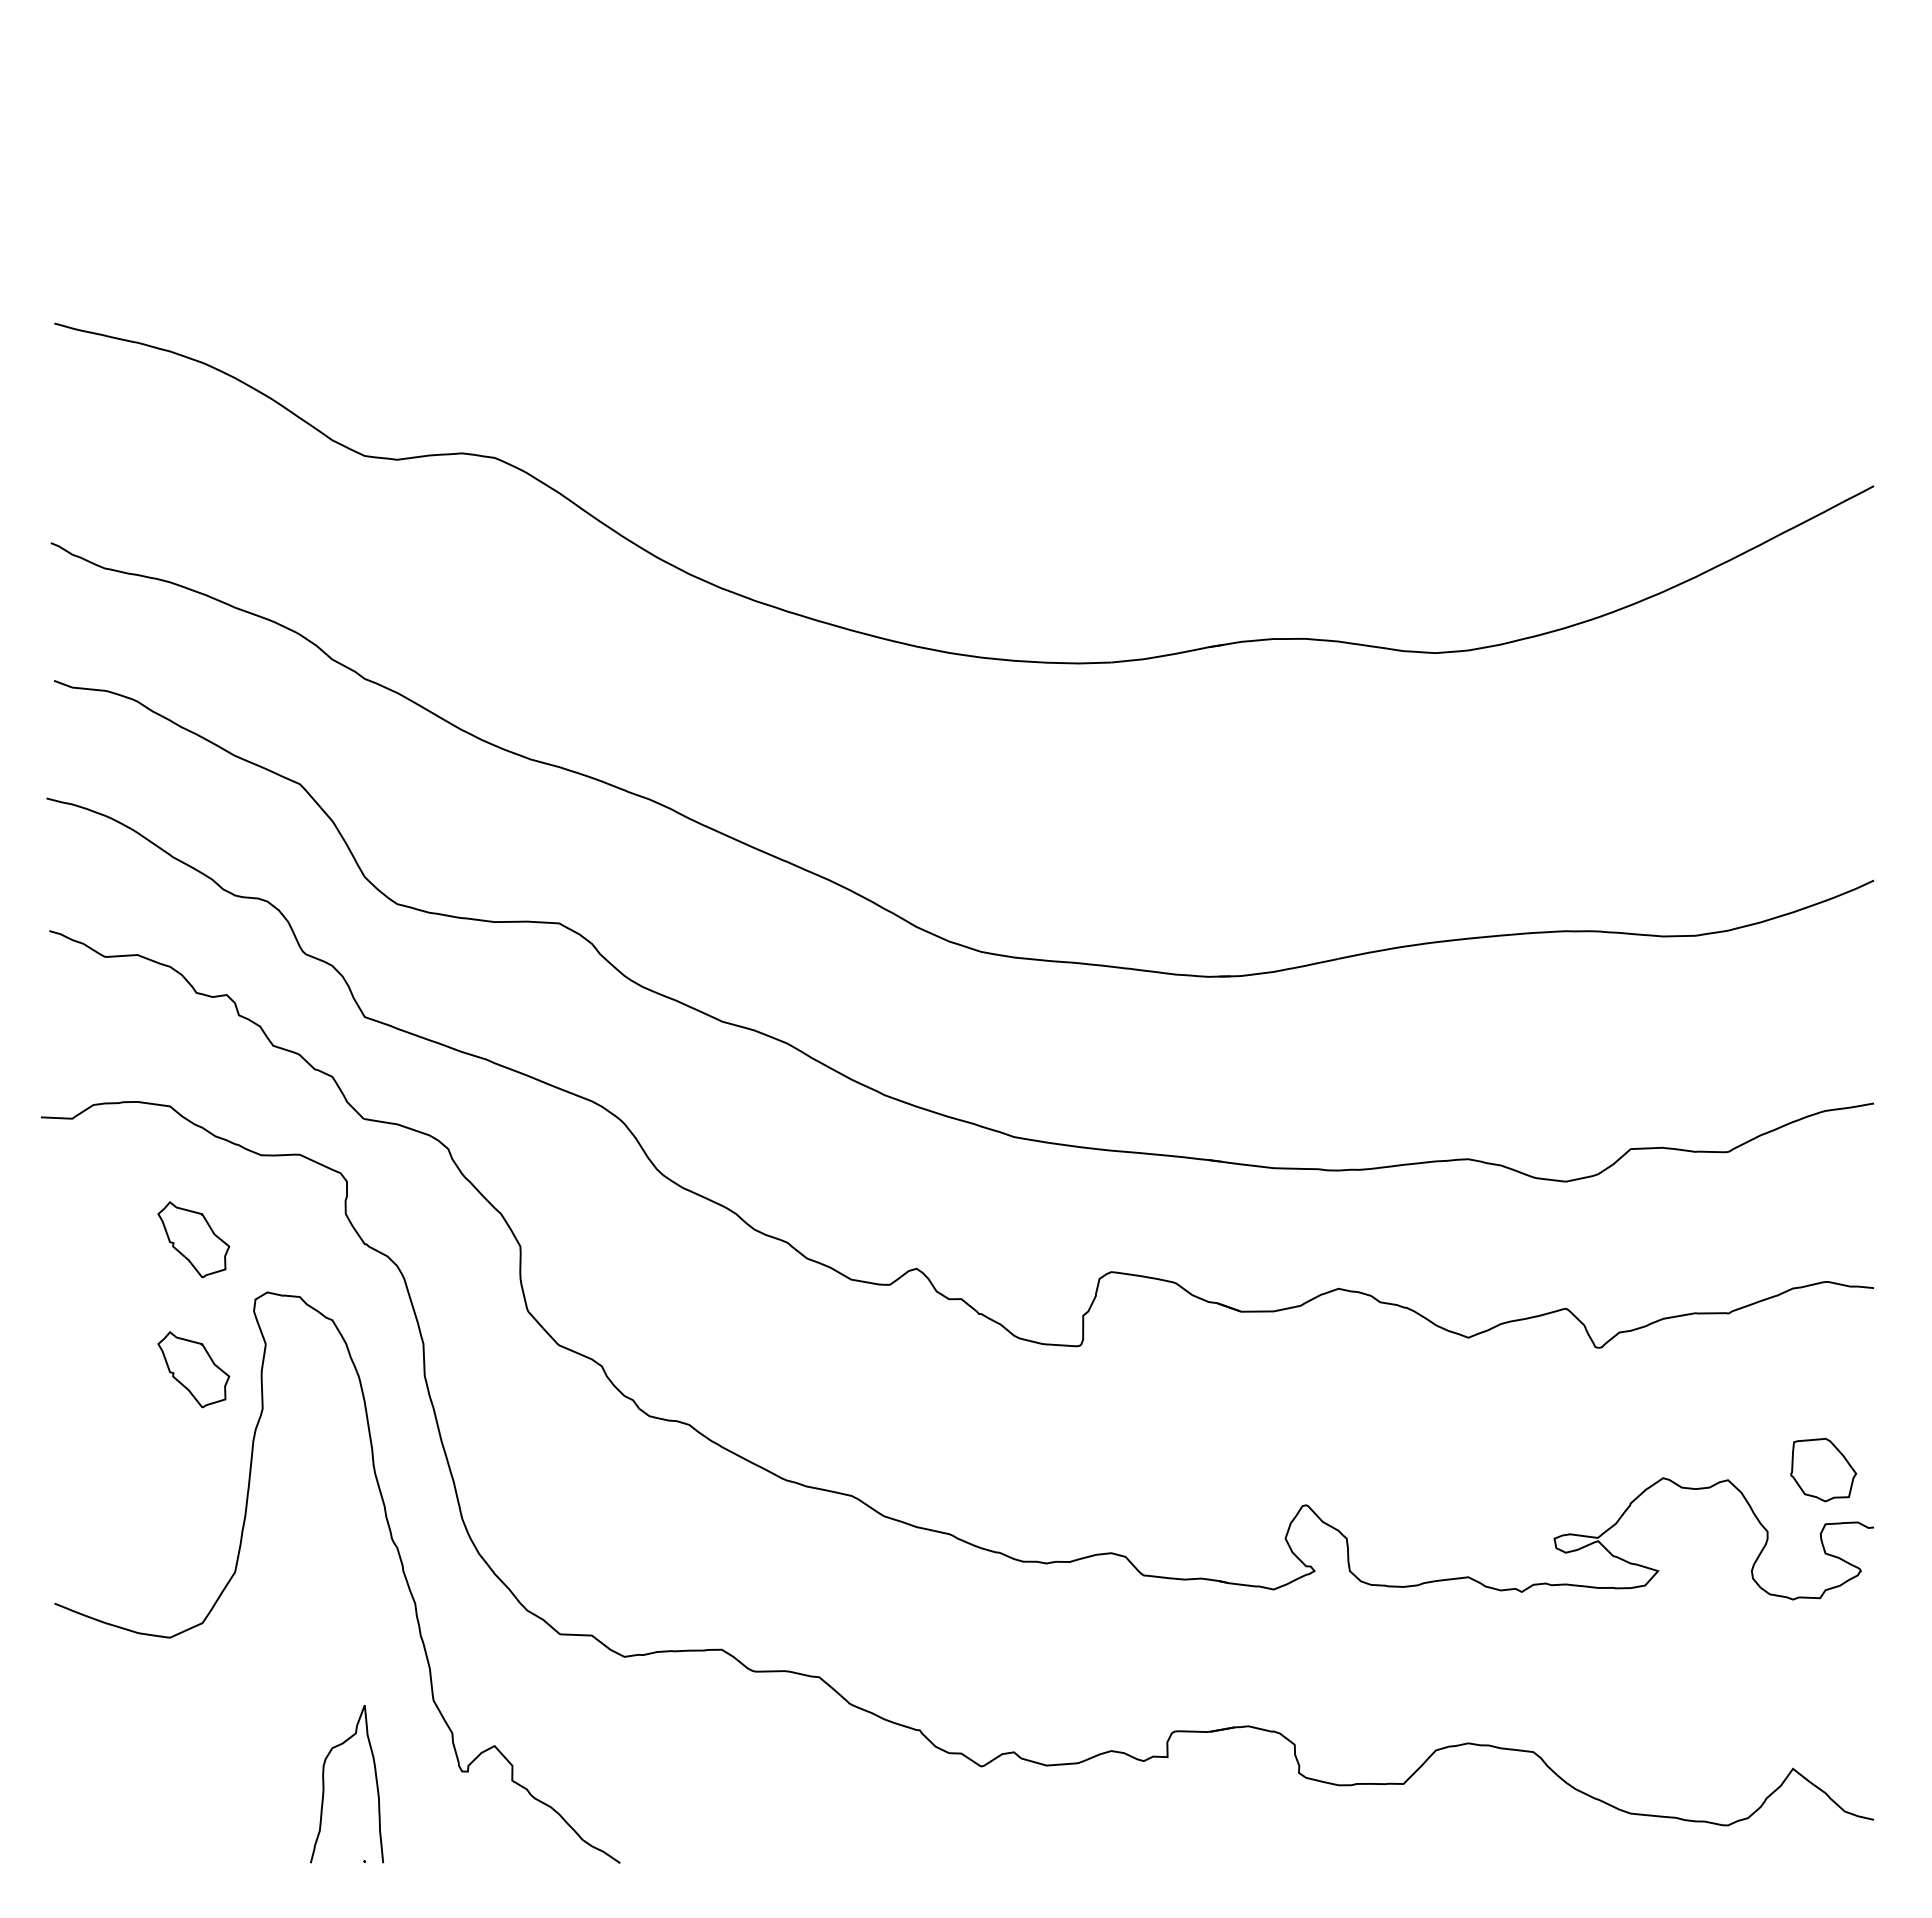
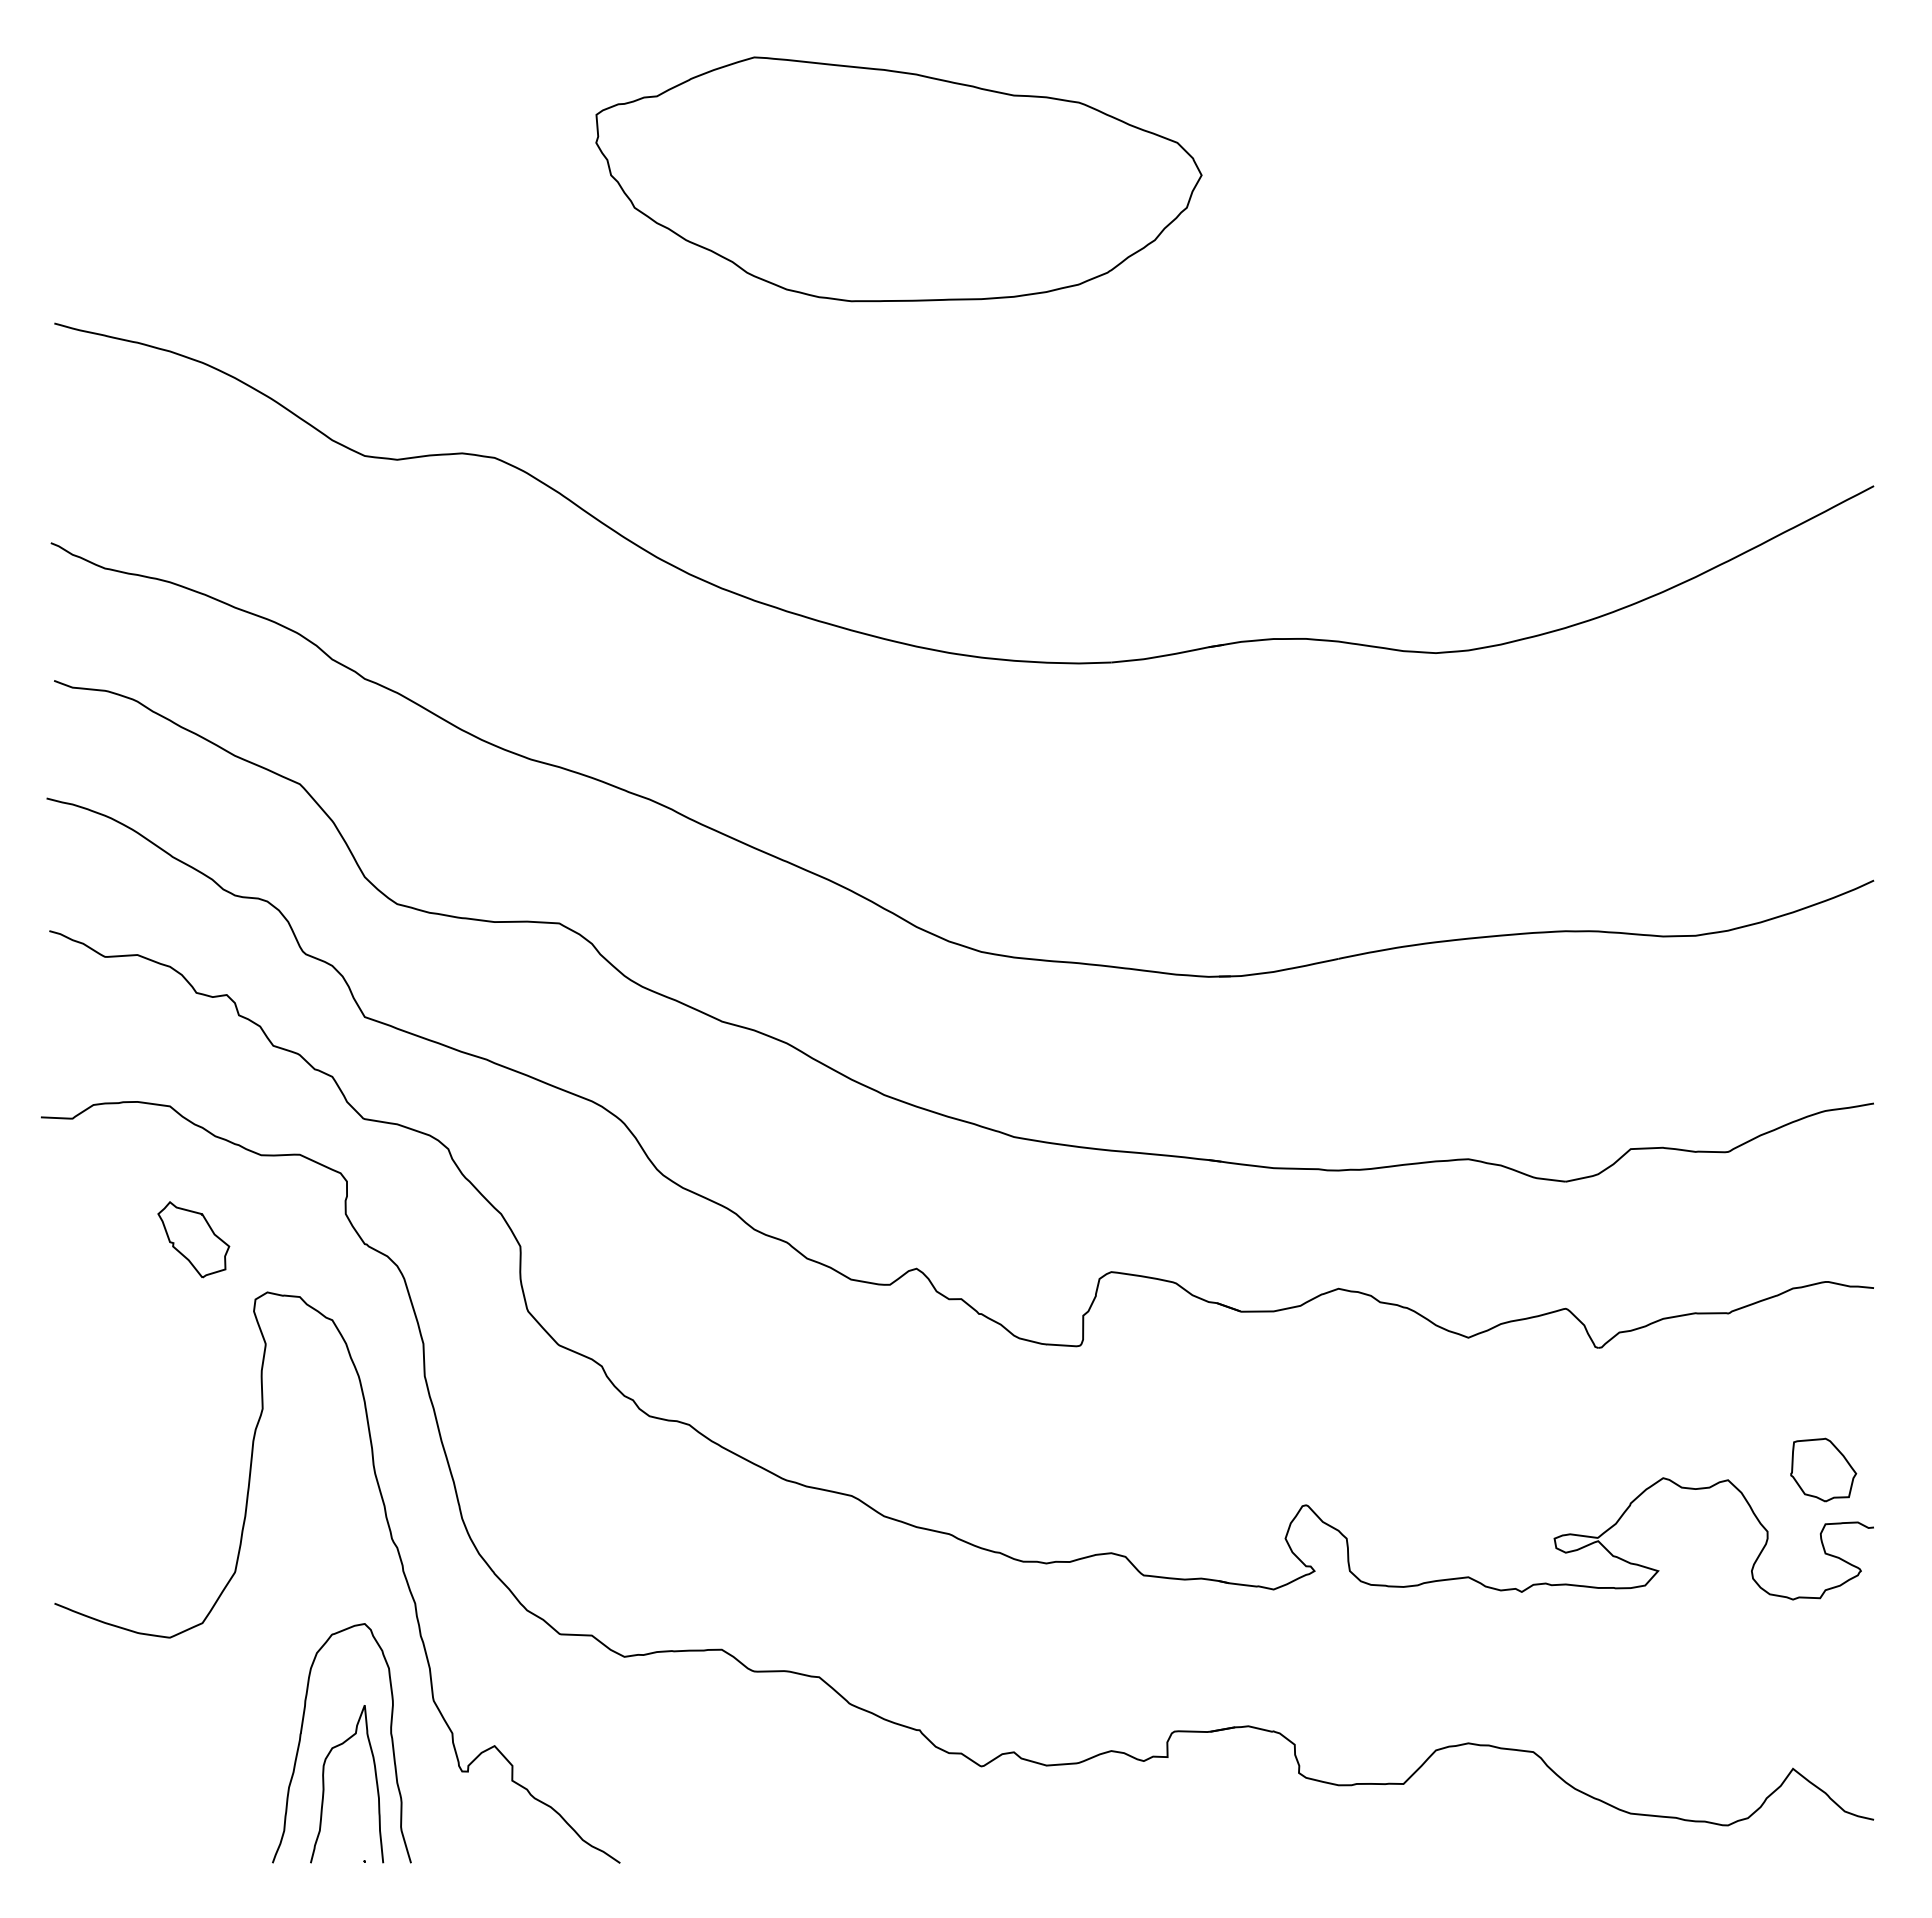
part: none -> present (898, 179)
part: present -> none (193, 1369)
curve: none -> present (301, 1737)
